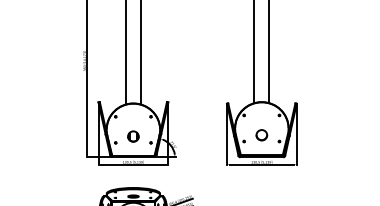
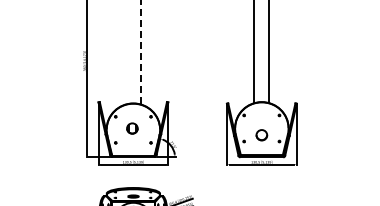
line: solid -> dashed (140, 51)
line: present -> none (125, 53)
part position: (133, 136) -> (132, 128) (132, 128)
